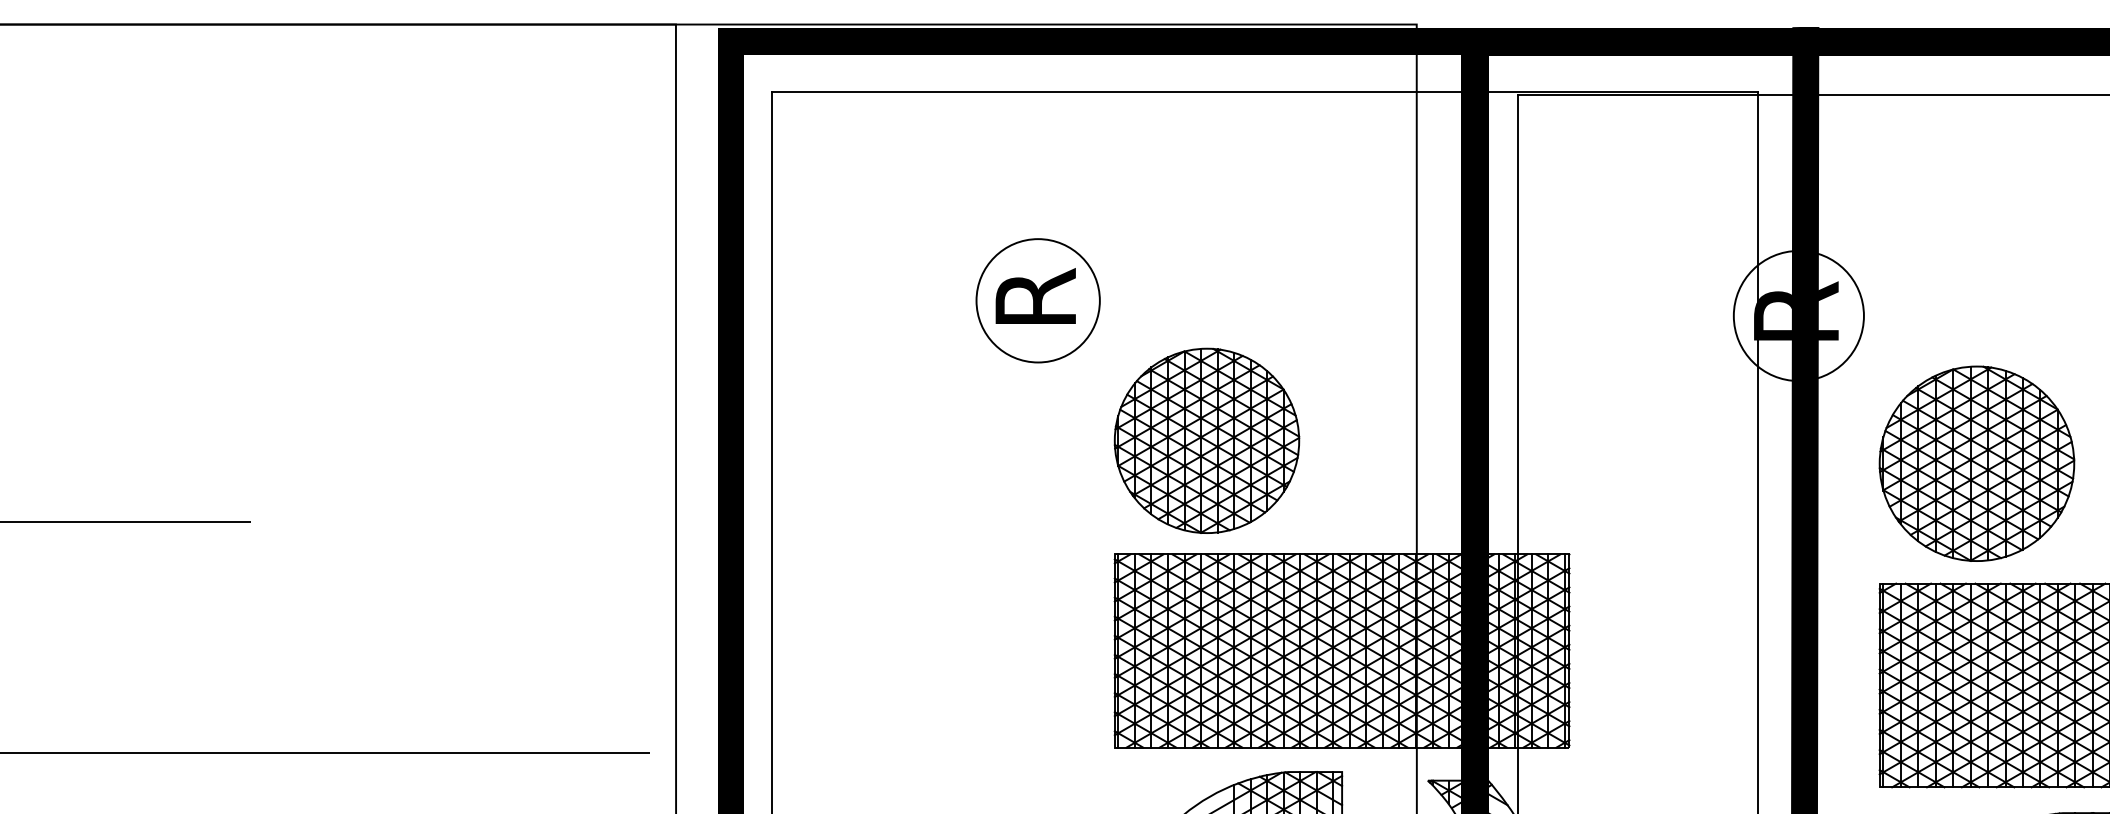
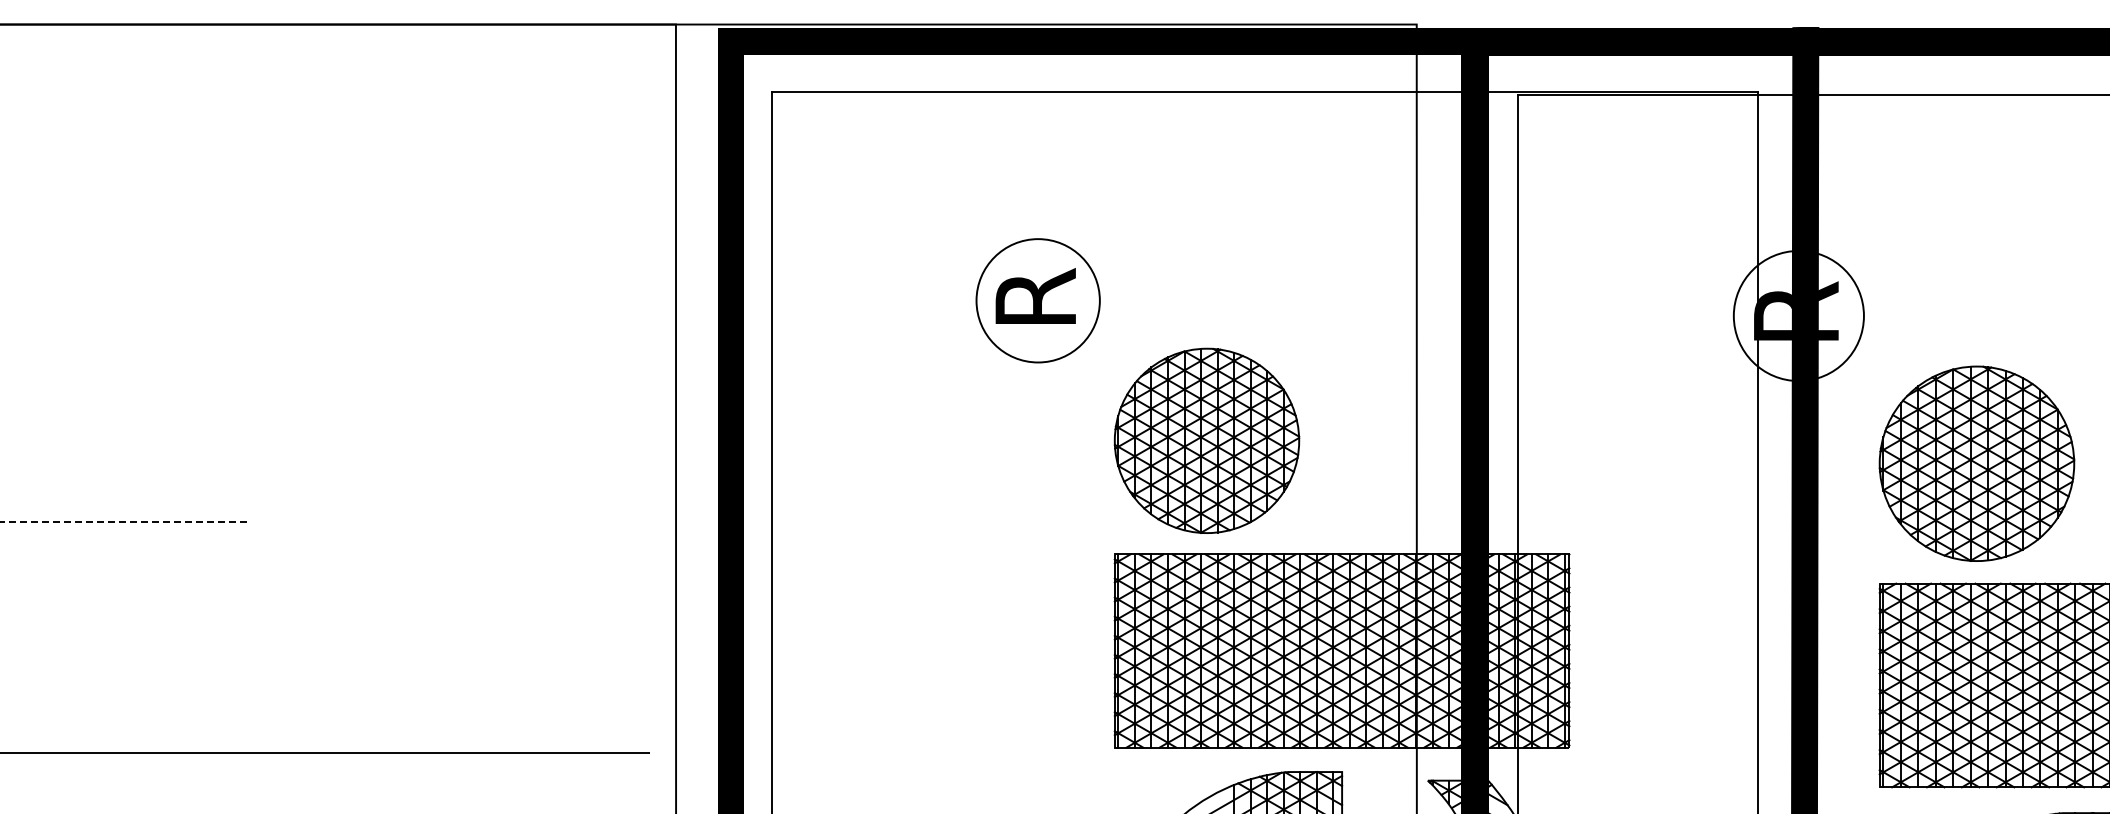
line: solid -> dashed (126, 521)
